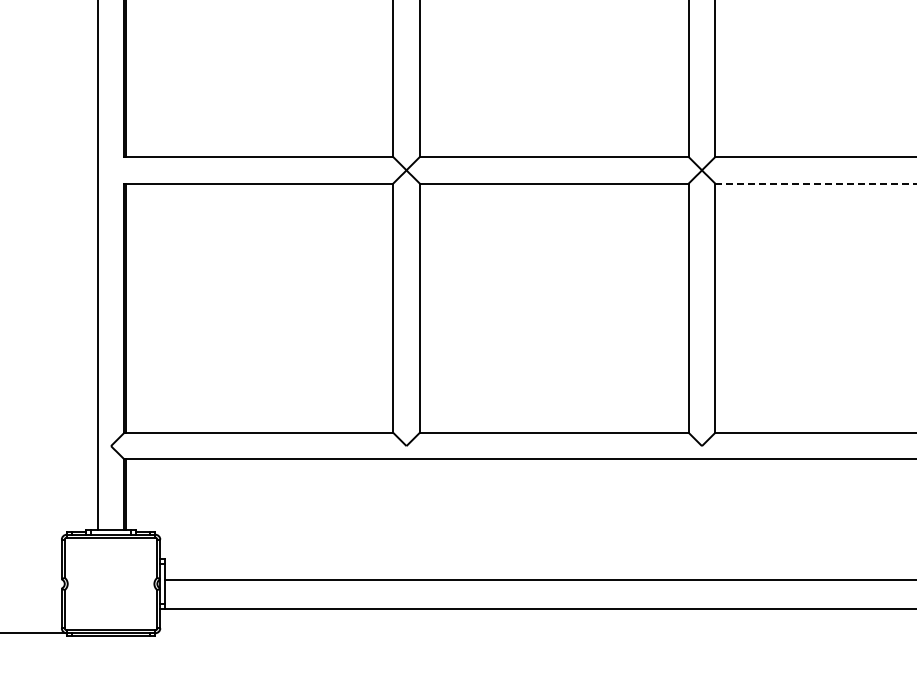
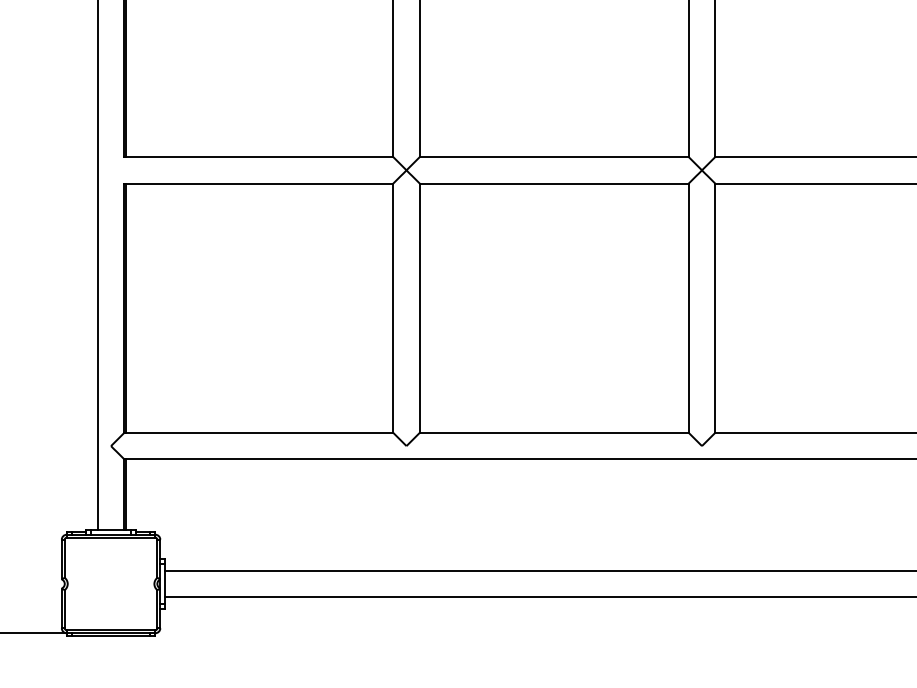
line: dashed -> solid (816, 183)
line position: (539, 579) -> (539, 570) (539, 570)
line position: (539, 609) -> (539, 597) (539, 597)
